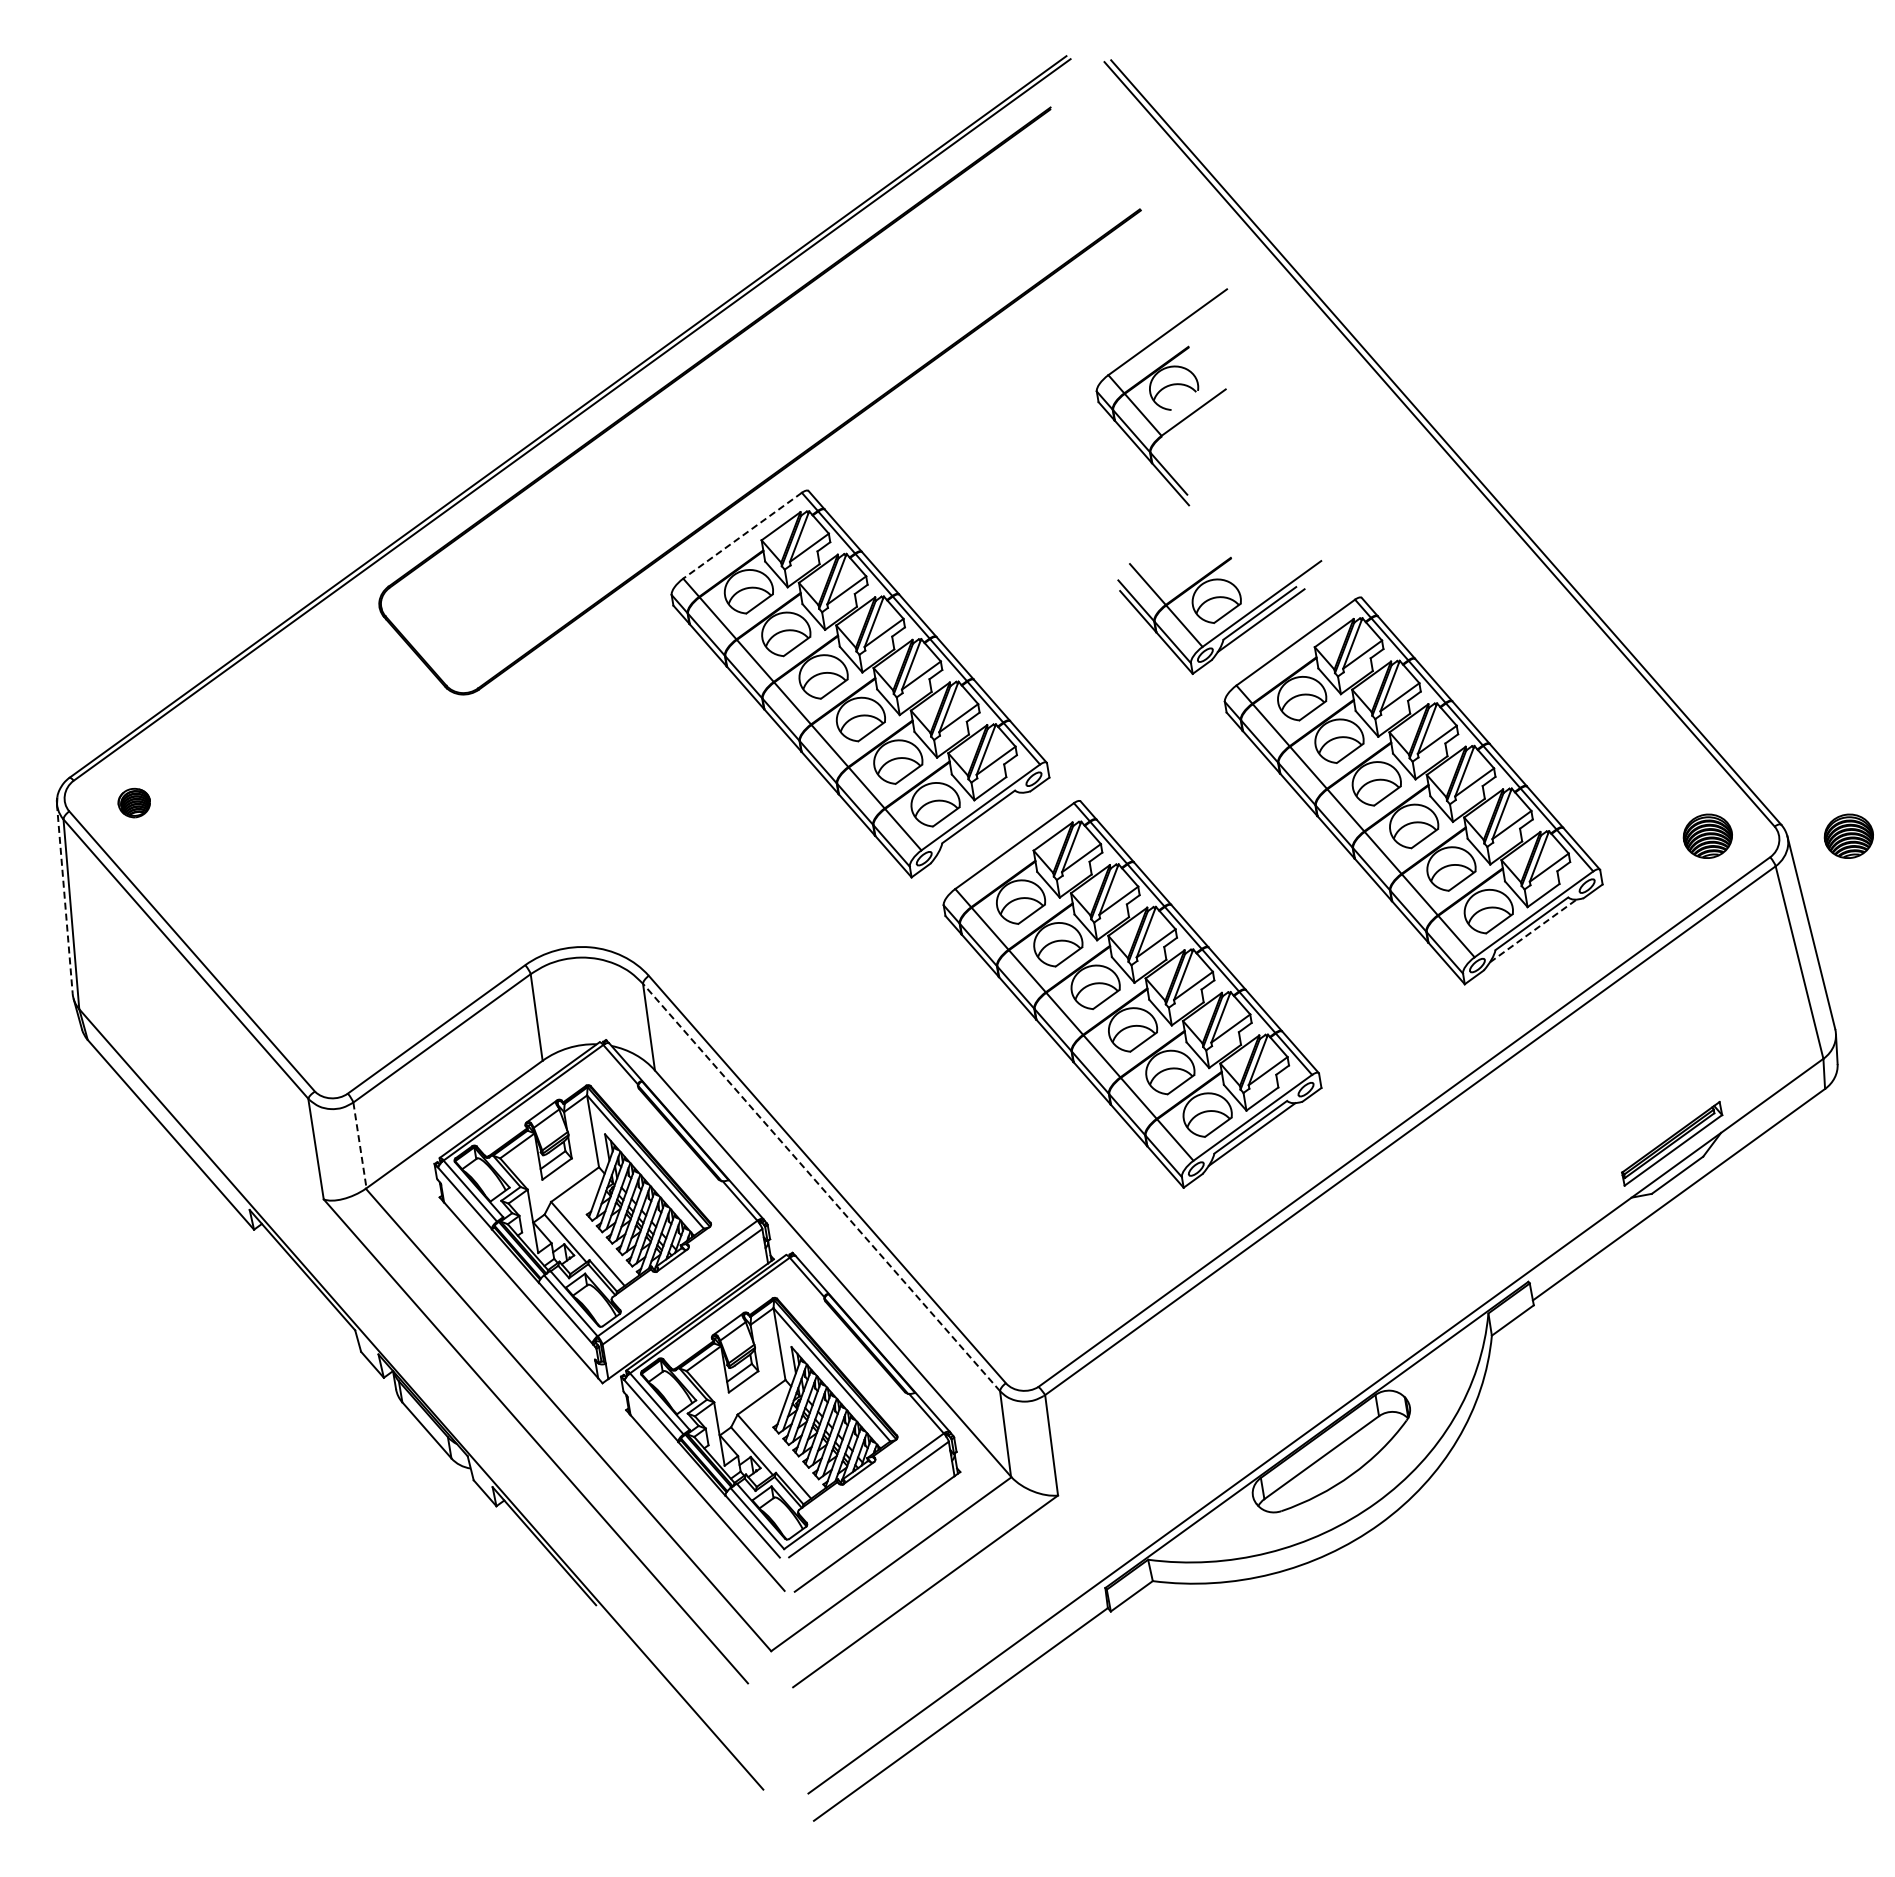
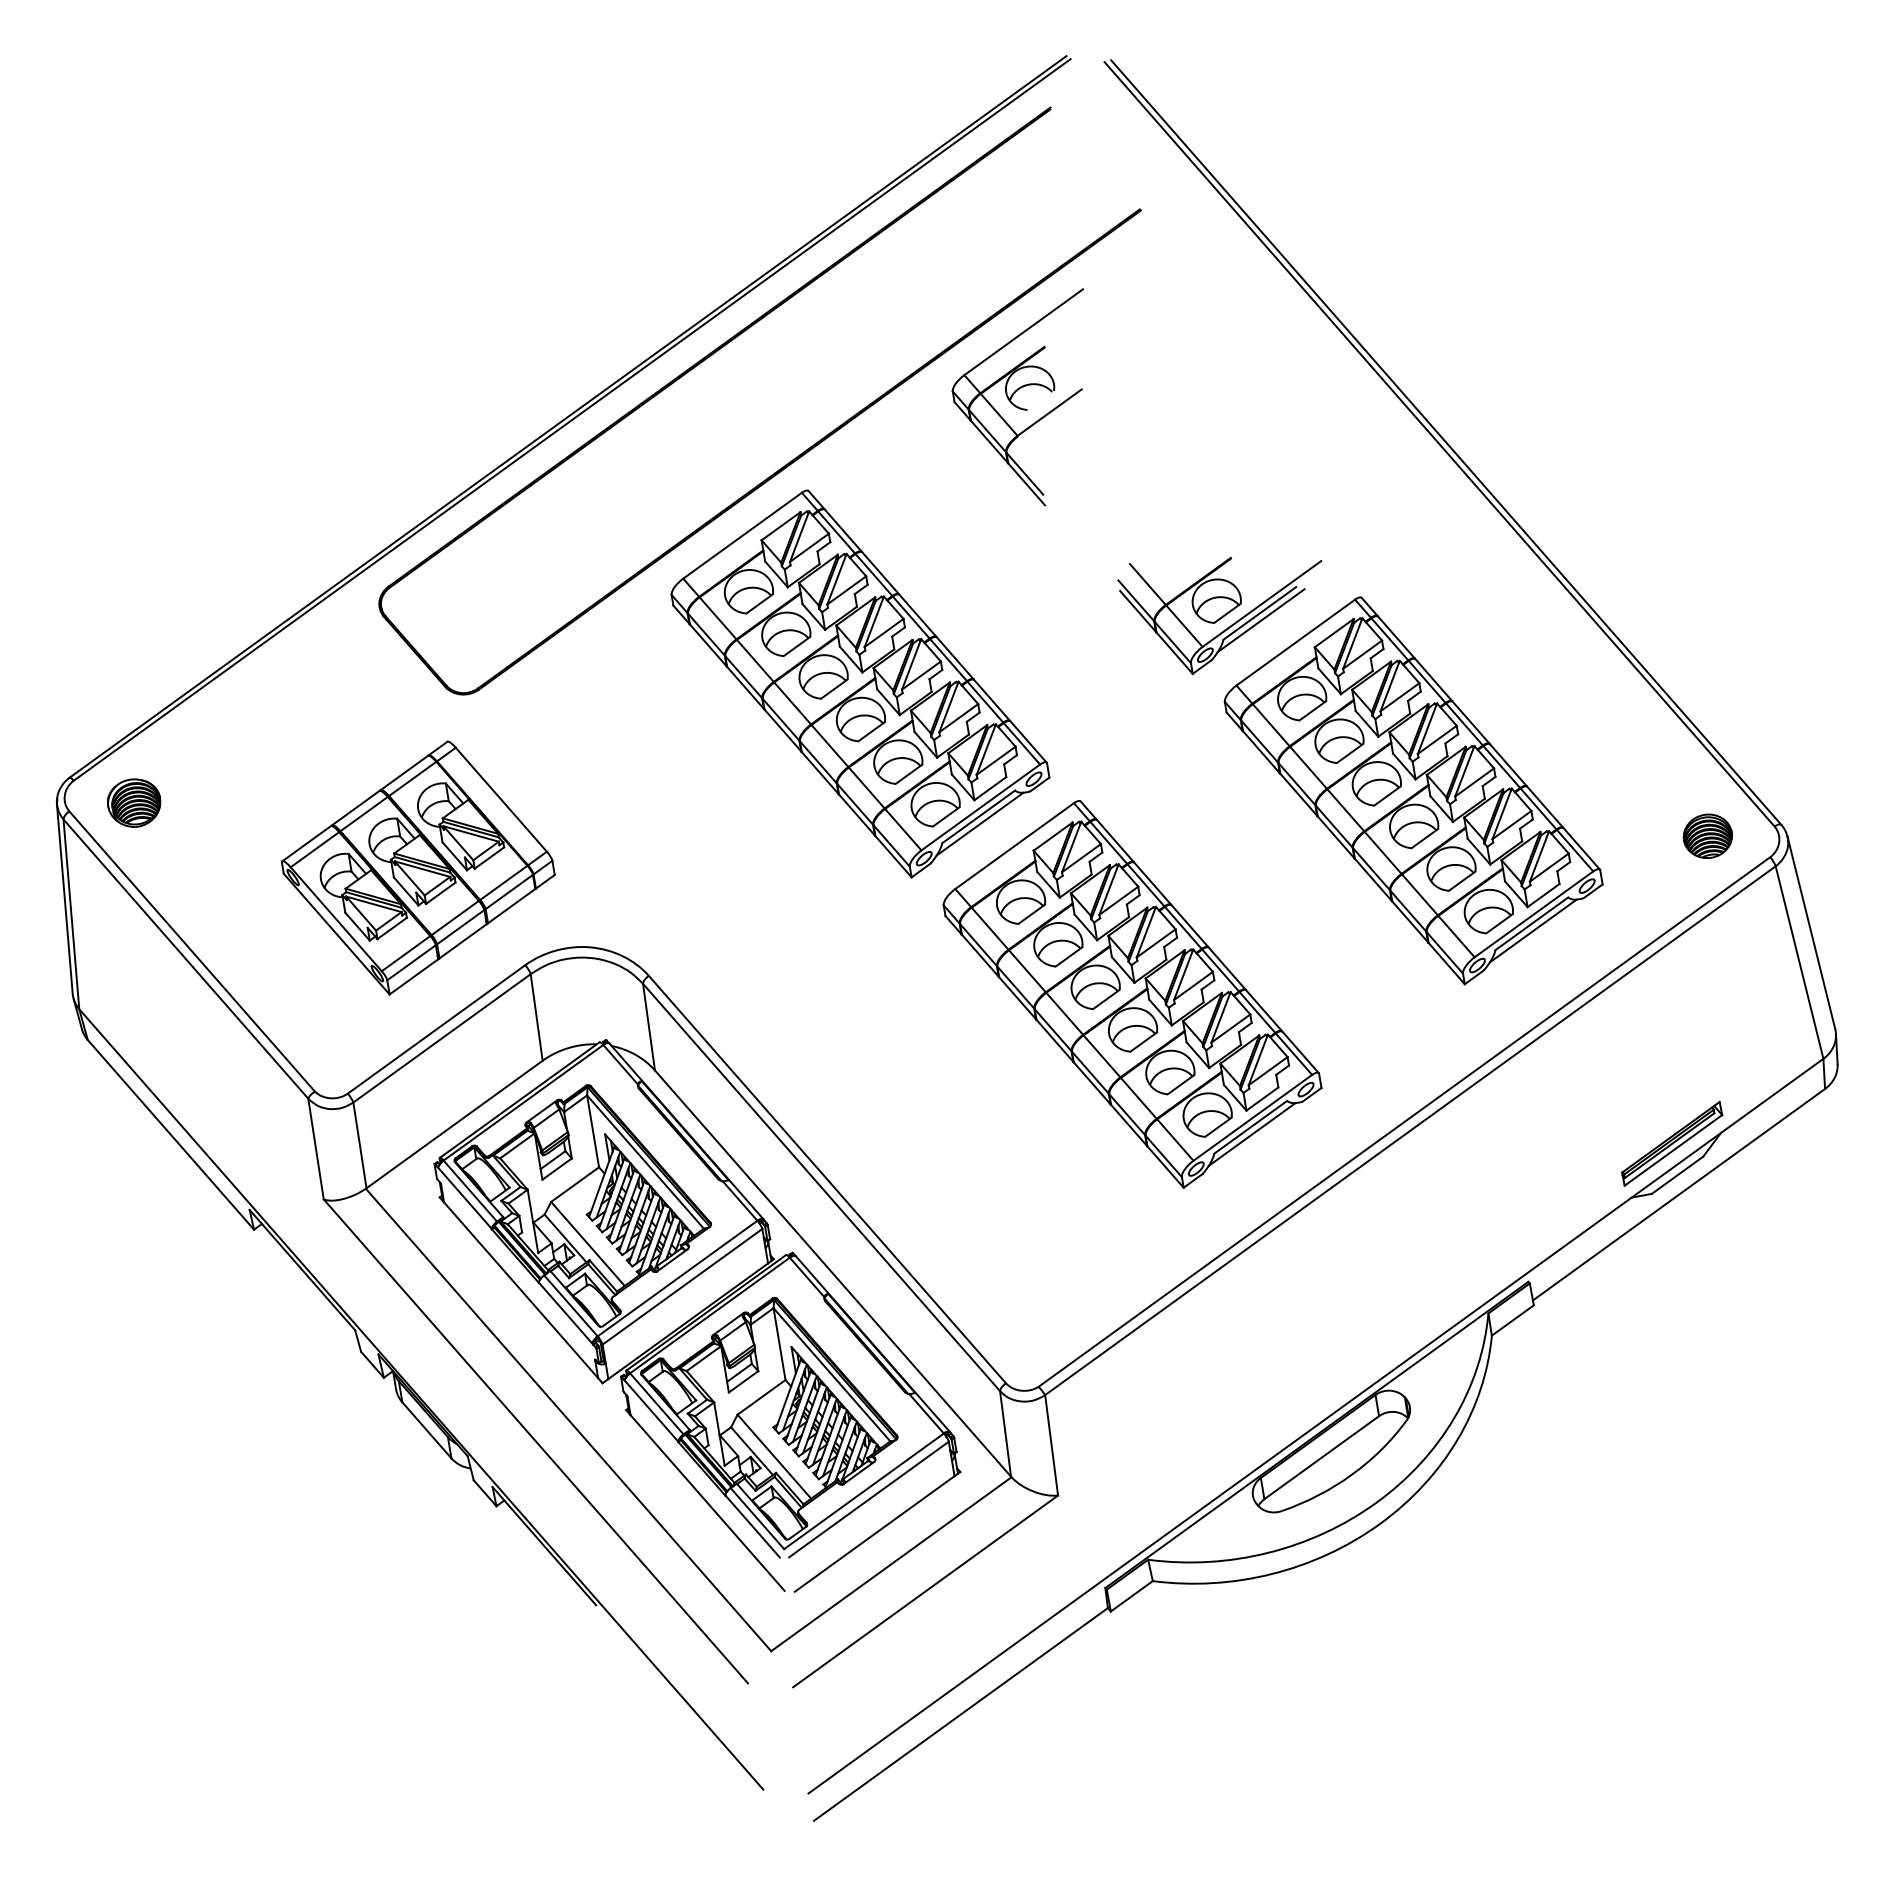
part position: (1161, 397) -> (1017, 397) (1017, 397)
line: dashed -> solid (742, 536)
part size: 34x32 px -> 55x50 px (134, 802)
line: none -> present (979, 823)
part: present -> none (1848, 835)
part: none -> present (418, 867)
line: dashed -> solid (64, 899)
line: dashed -> solid (1533, 931)
line: dashed -> solid (360, 1145)
line: dashed -> solid (821, 1187)
